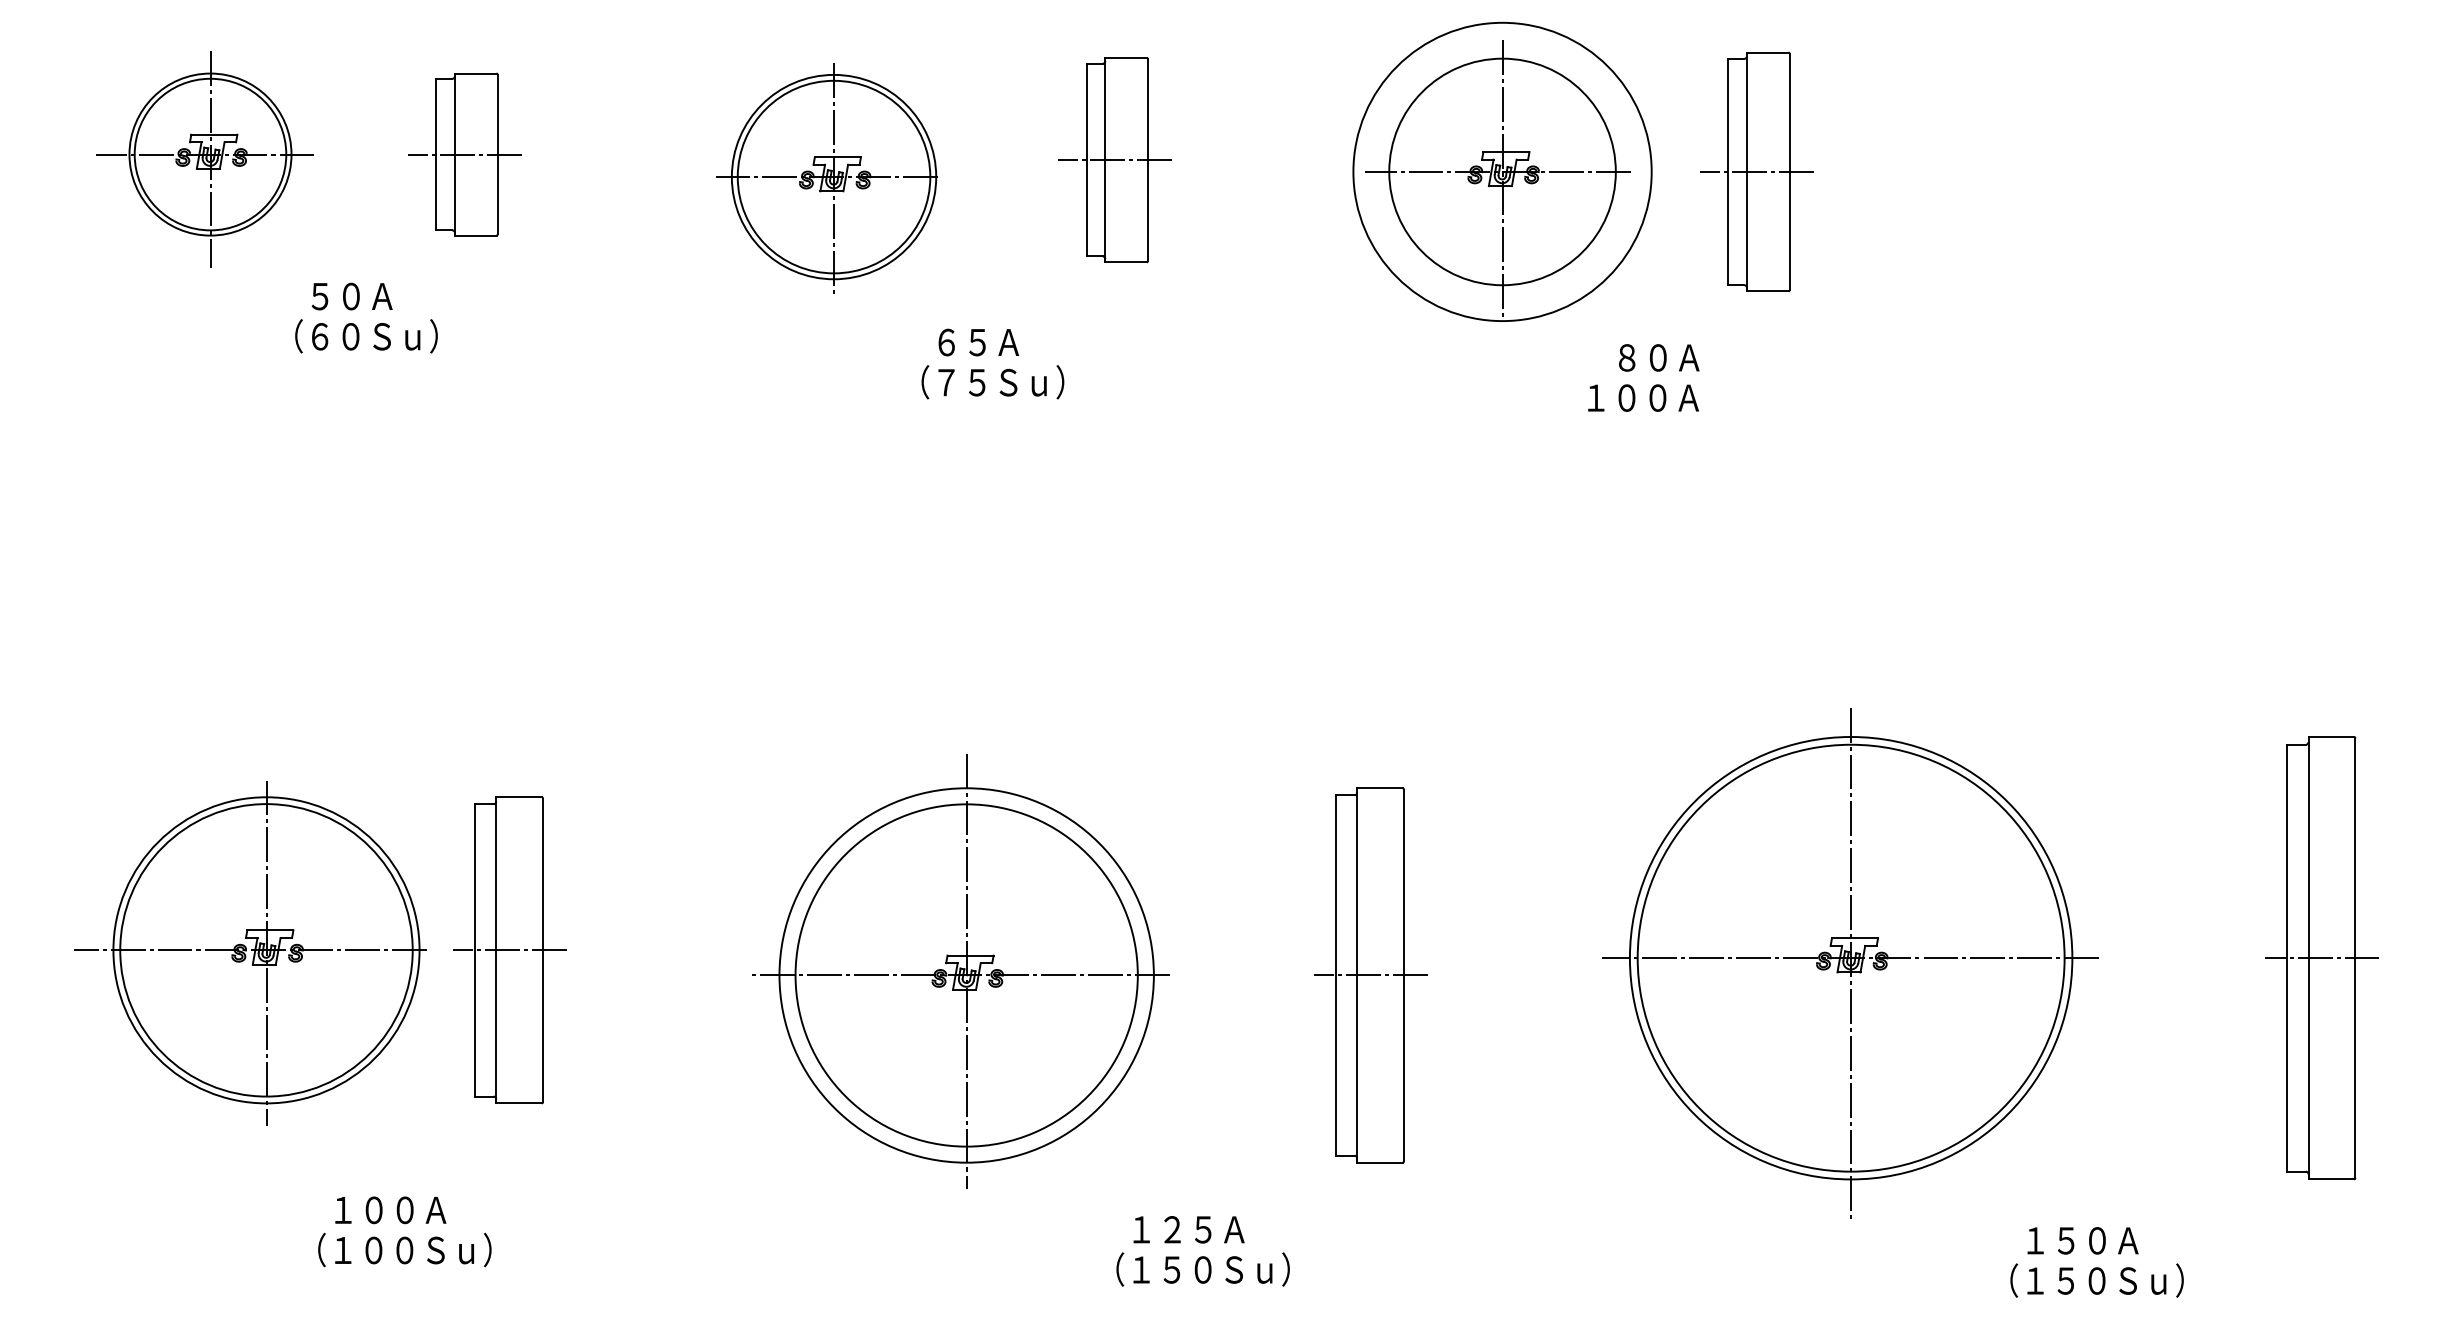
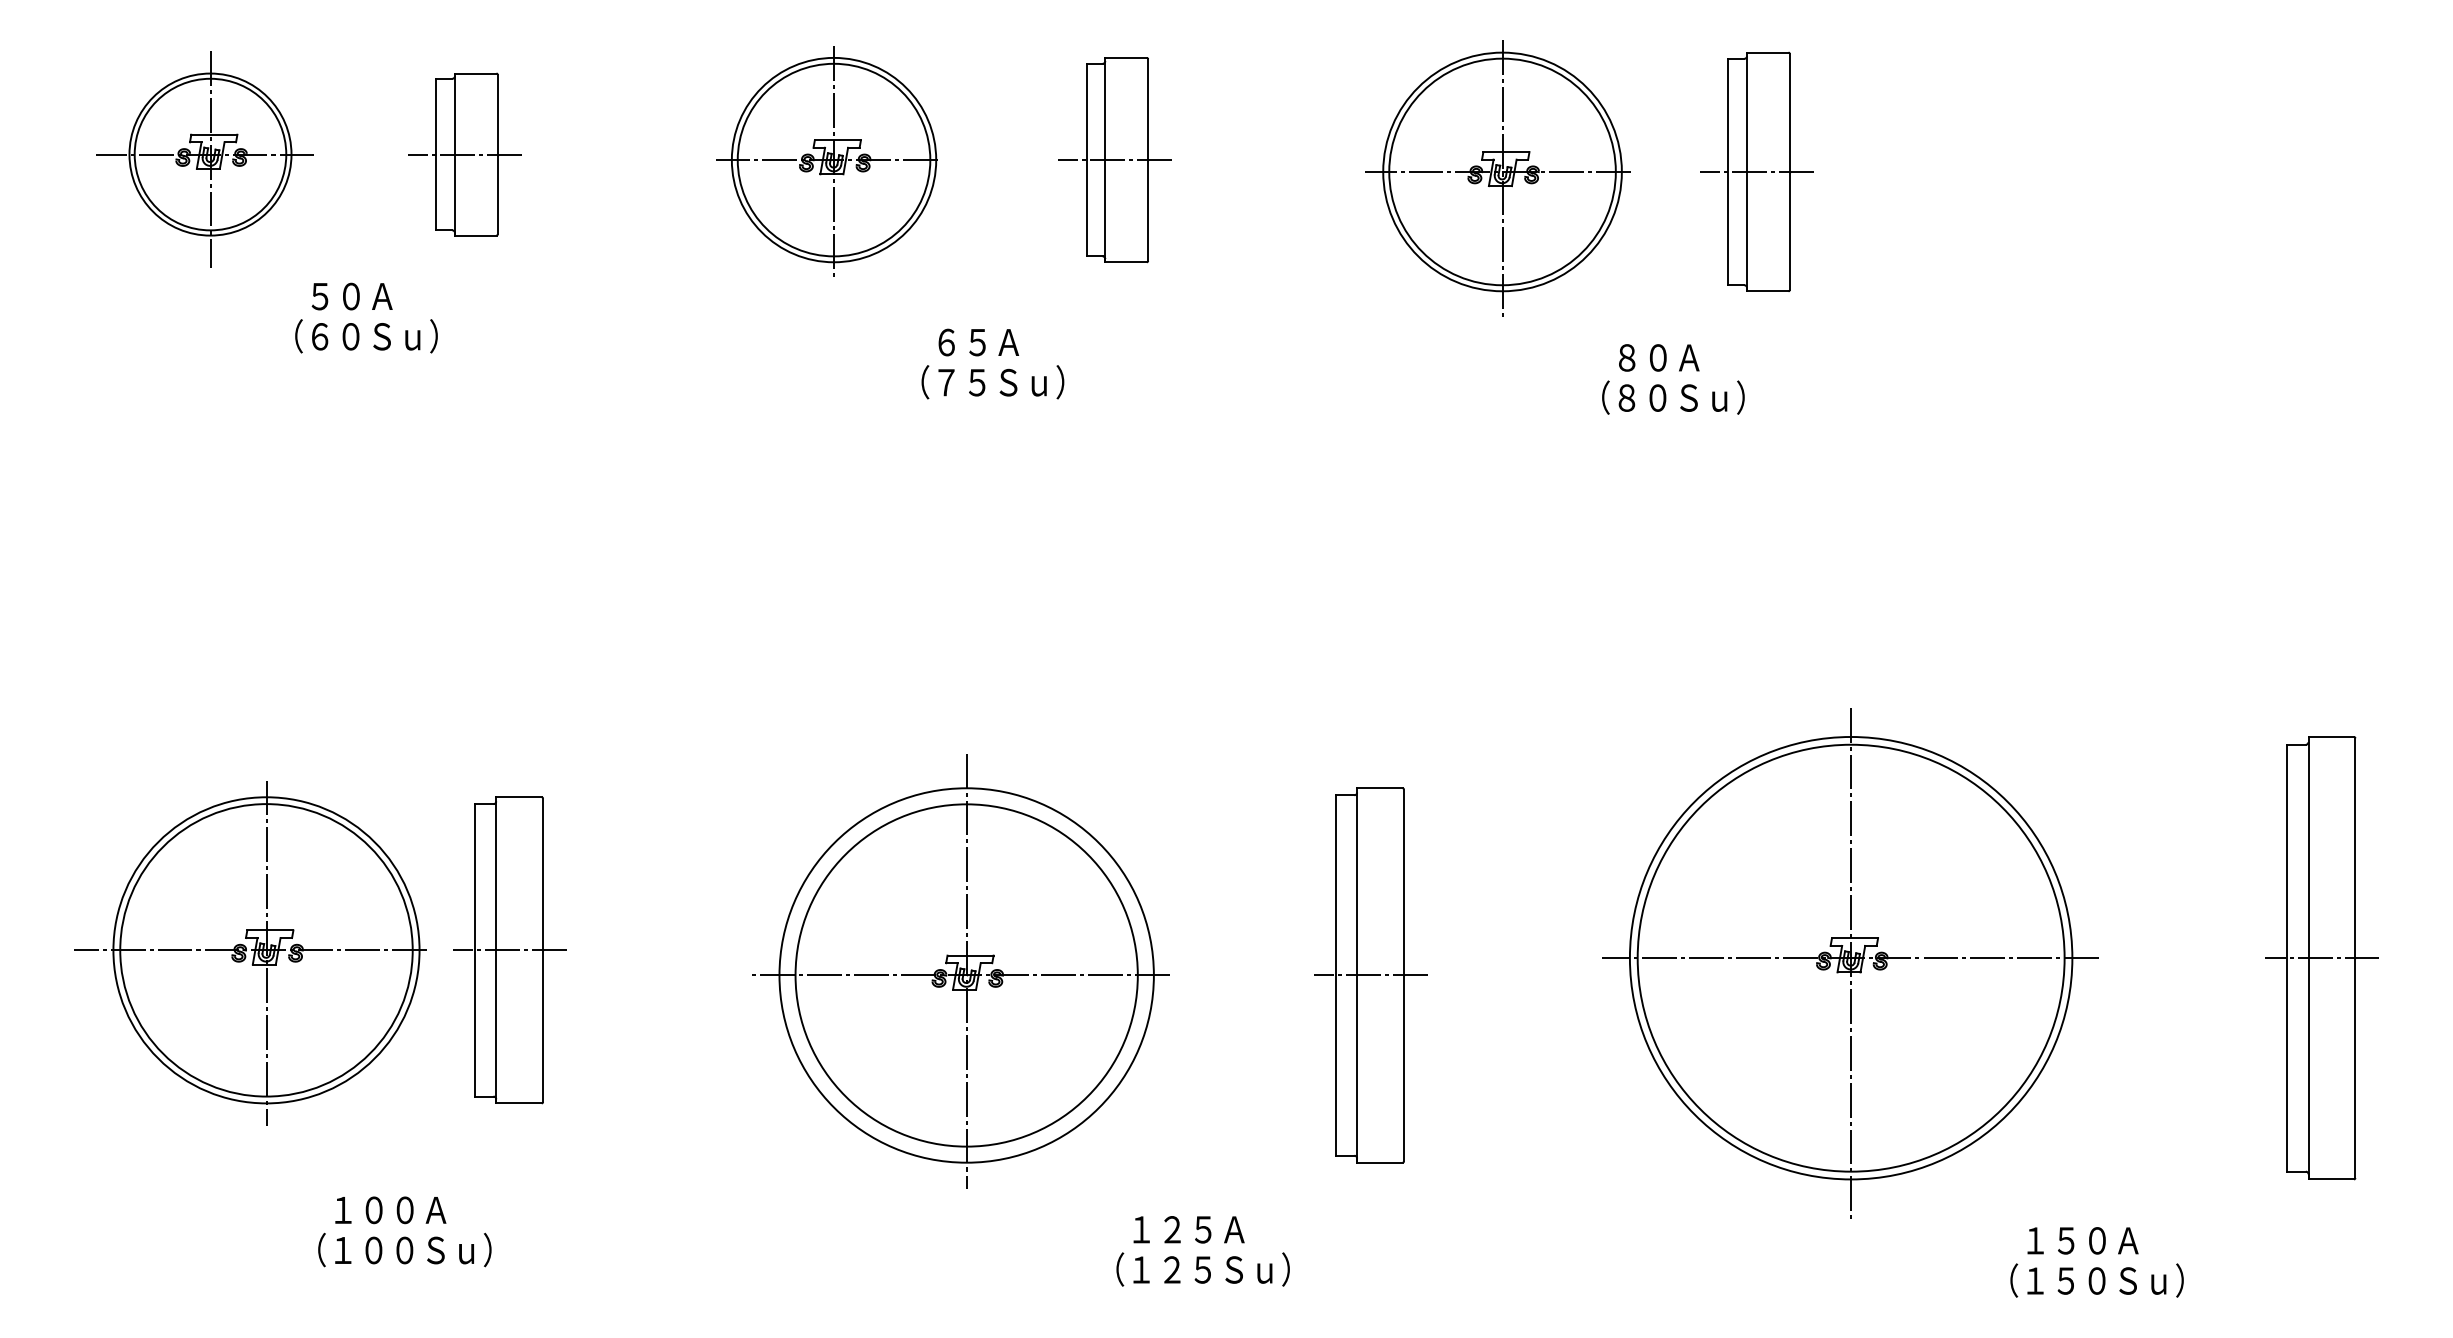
circle diameter: 298 px -> 239 px (1502, 171)
part position: (826, 178) -> (826, 161) (826, 161)
text: １００Ａ -> （８０Ｓｕ） (1666, 397)
text: （１５０Ｓｕ） -> （１２５Ｓｕ） (1187, 1269)
